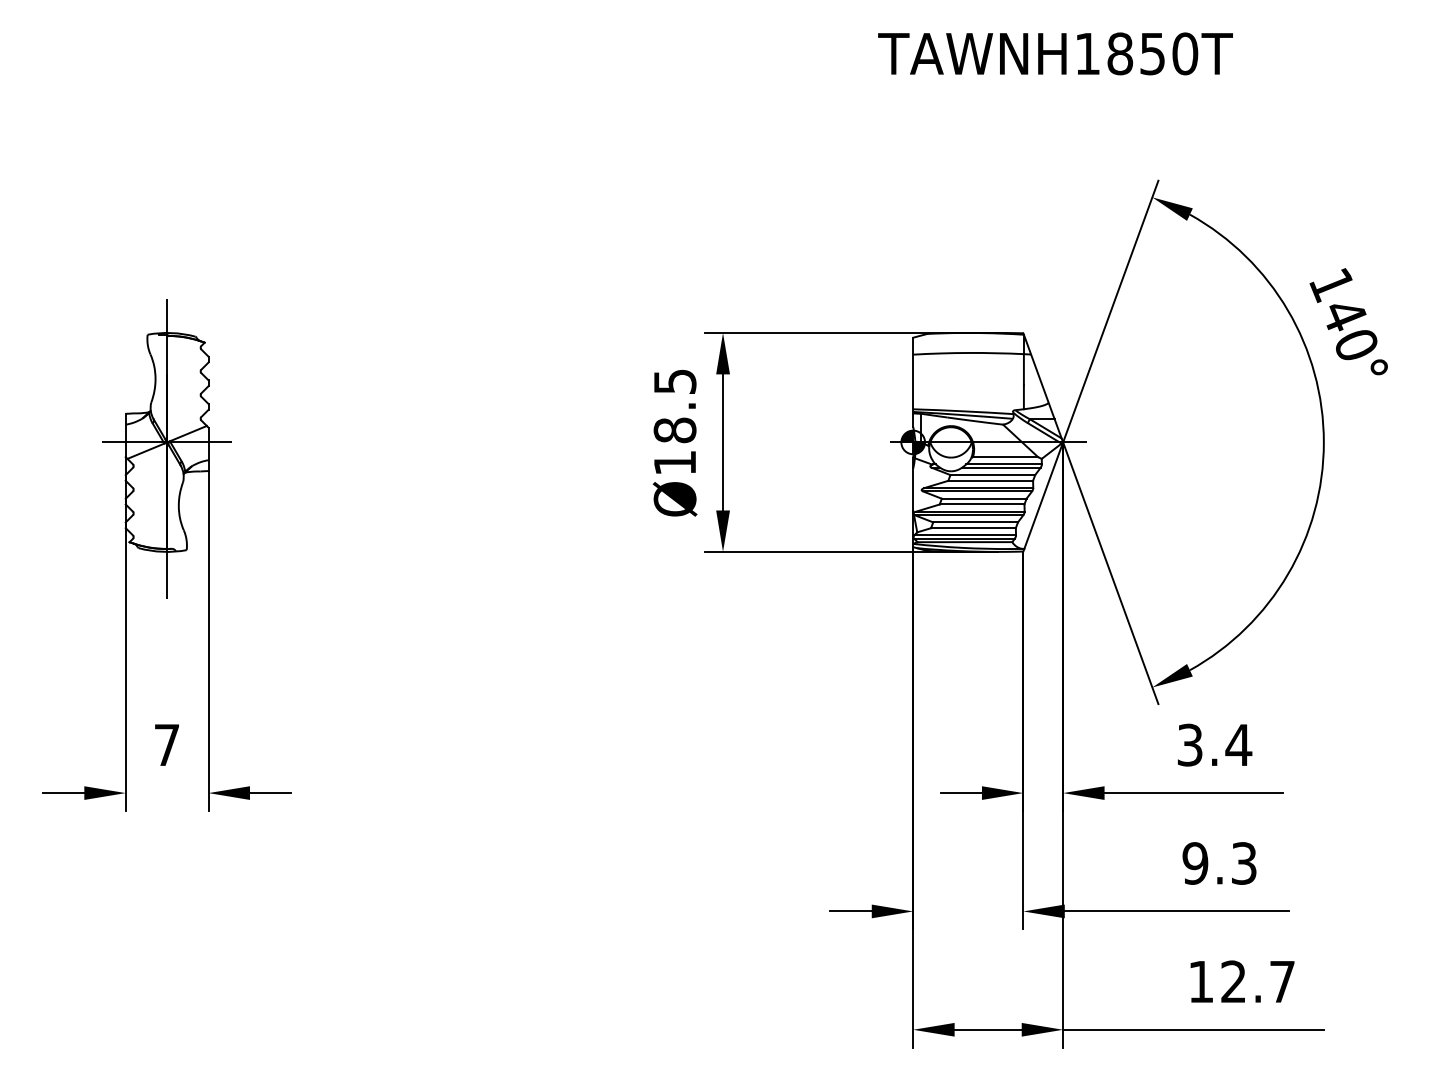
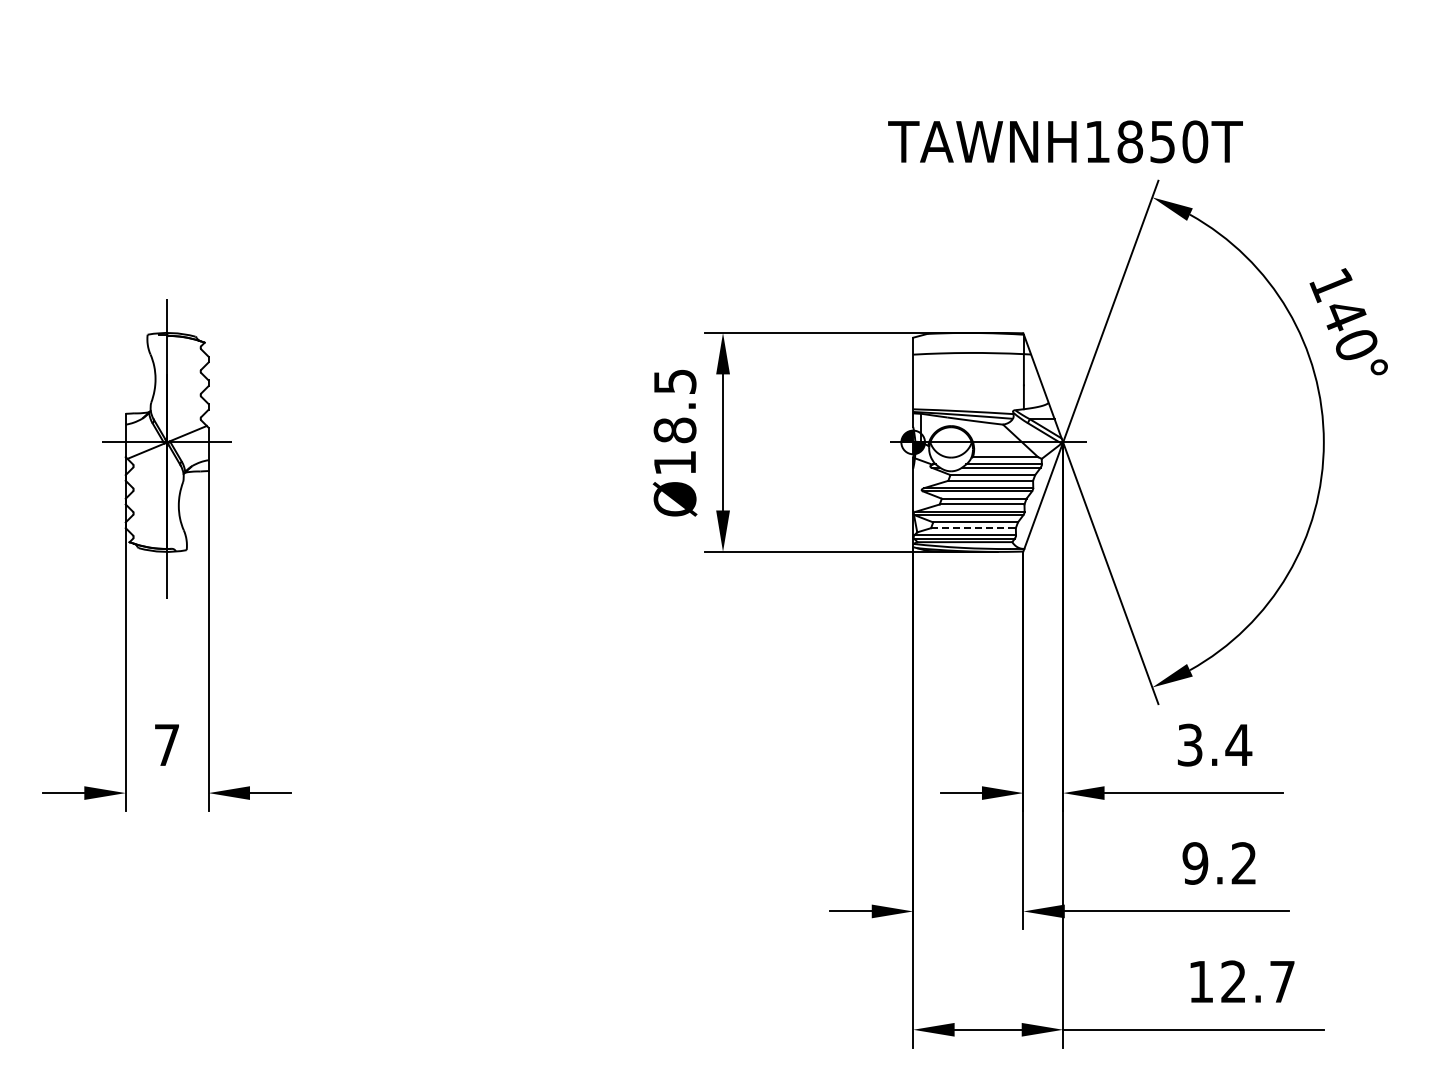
text position: (1055, 53) -> (1065, 141) (1065, 141)
line: solid -> dashed (973, 528)
text: 9.3 -> 9.2 (1243, 863)
